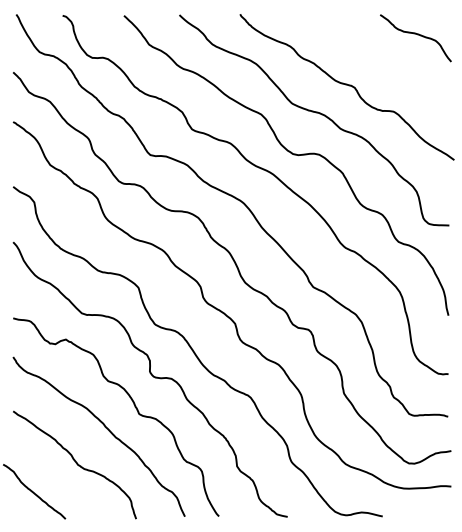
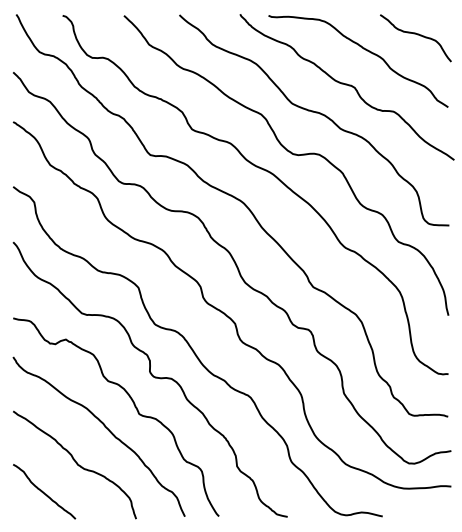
curve: none -> present (363, 49)
curve position: (33, 491) -> (43, 491) (43, 491)
